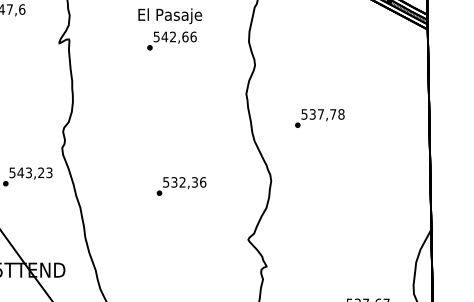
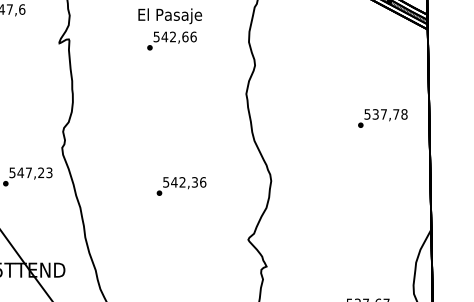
text position: (319, 118) -> (382, 118) (382, 118)
text: 543,23 -> 547,23 (28, 172)
text: 532,36 -> 542,36 (174, 182)
